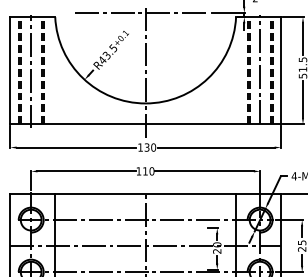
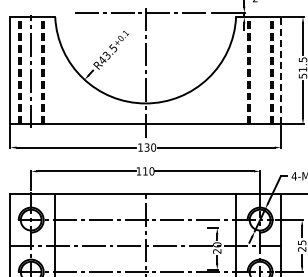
line: present -> none (260, 69)
line: solid -> dashed (280, 70)
